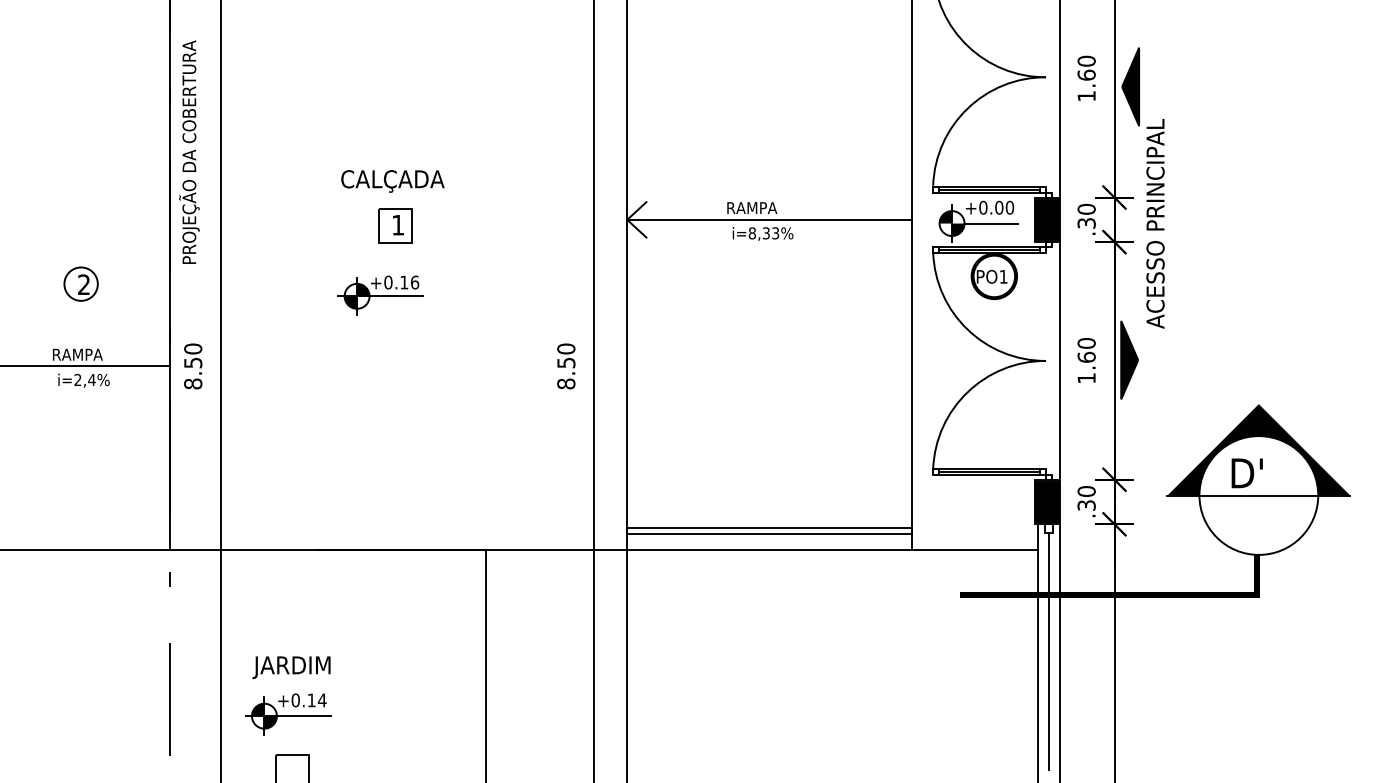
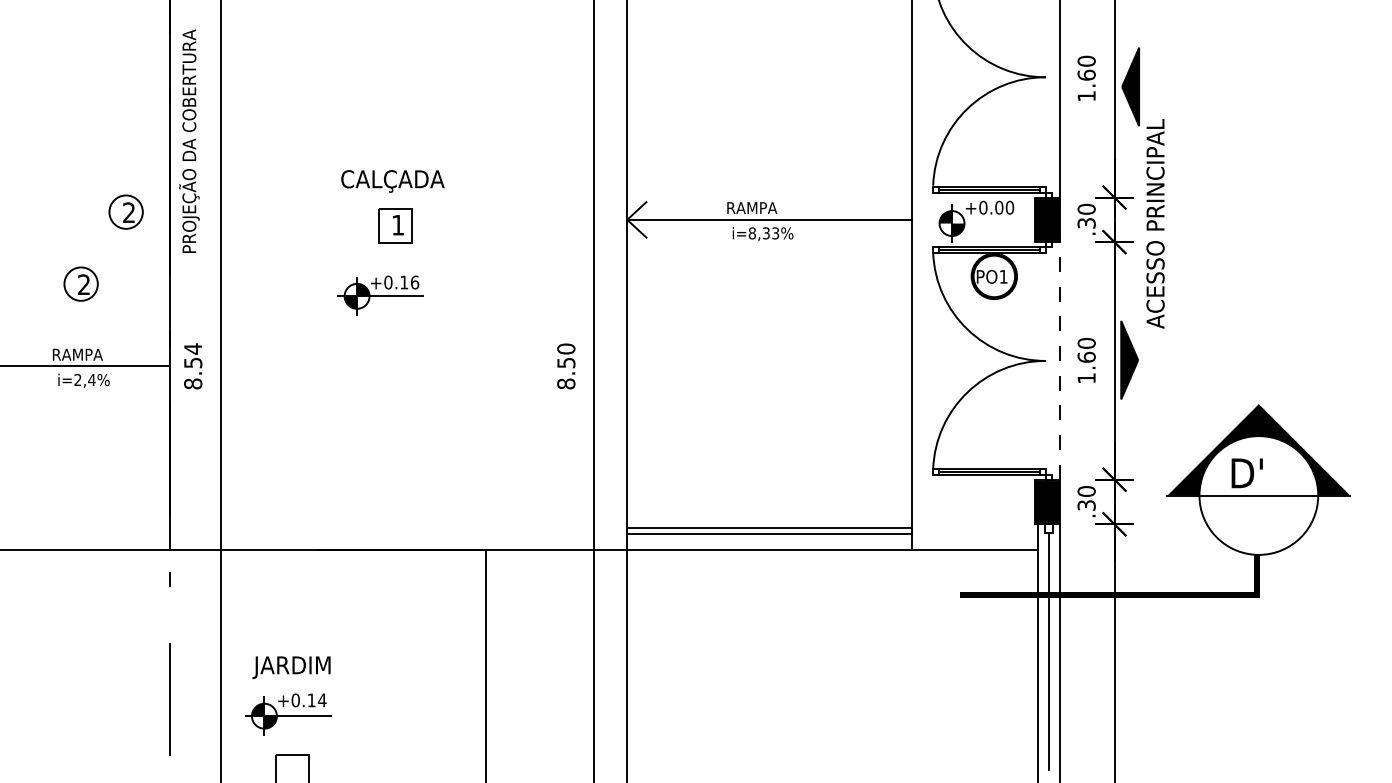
text position: (189, 151) -> (189, 140) (189, 140)
part: none -> present (125, 211)
line: present -> none (991, 223)
text: 8.50 -> 8.54 (193, 348)
line: solid -> dashed (1060, 358)
